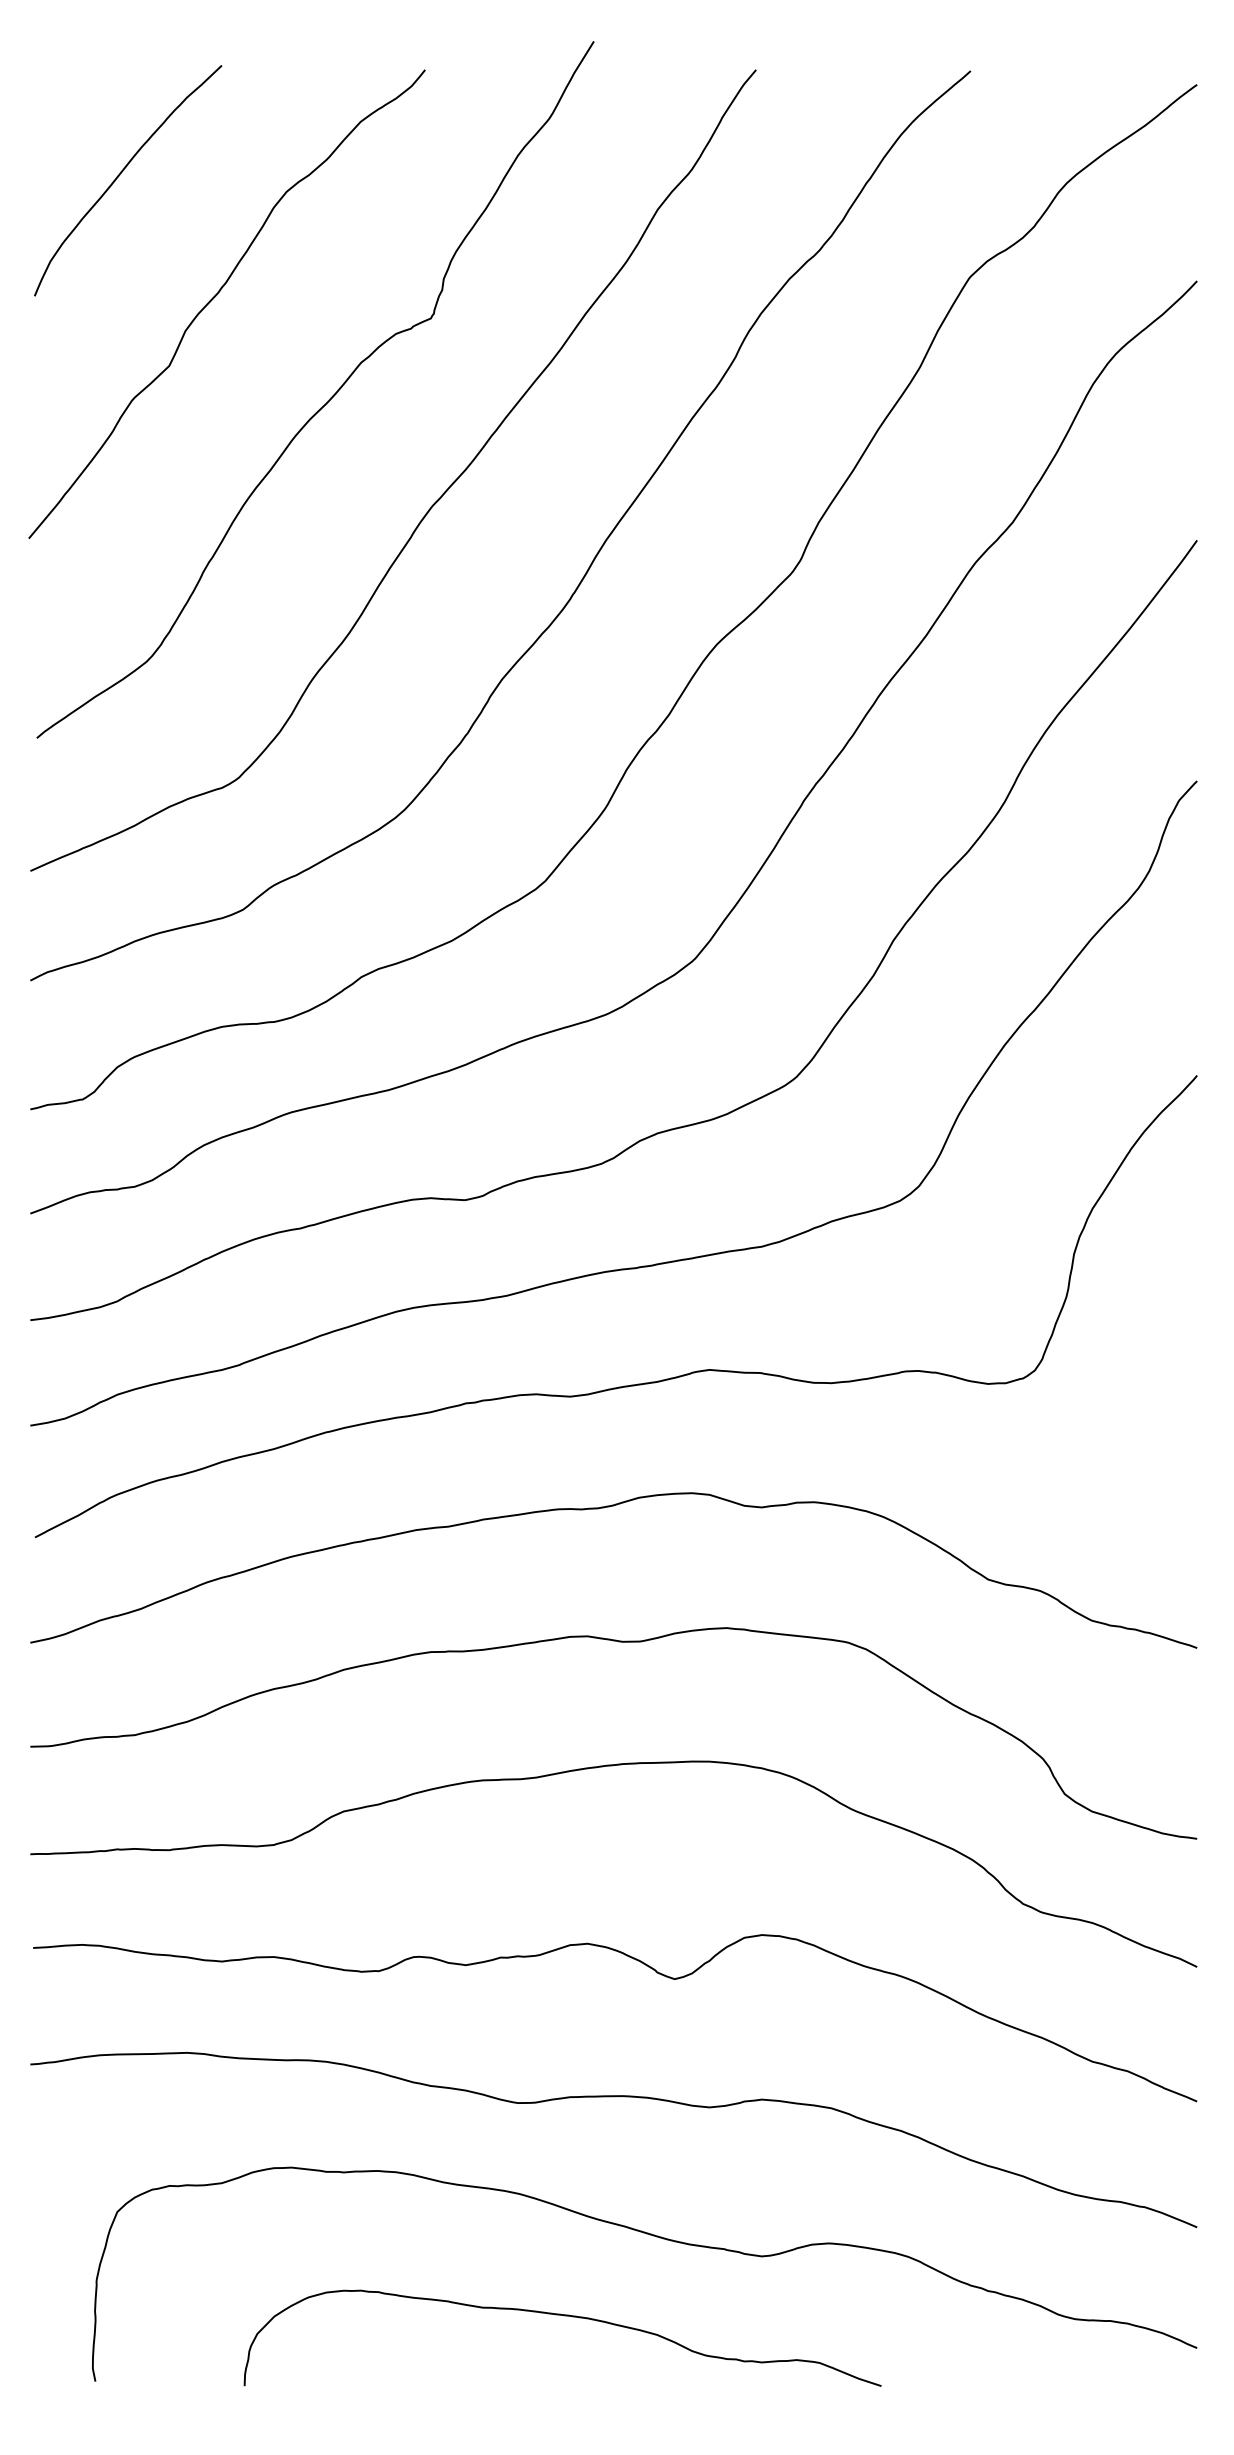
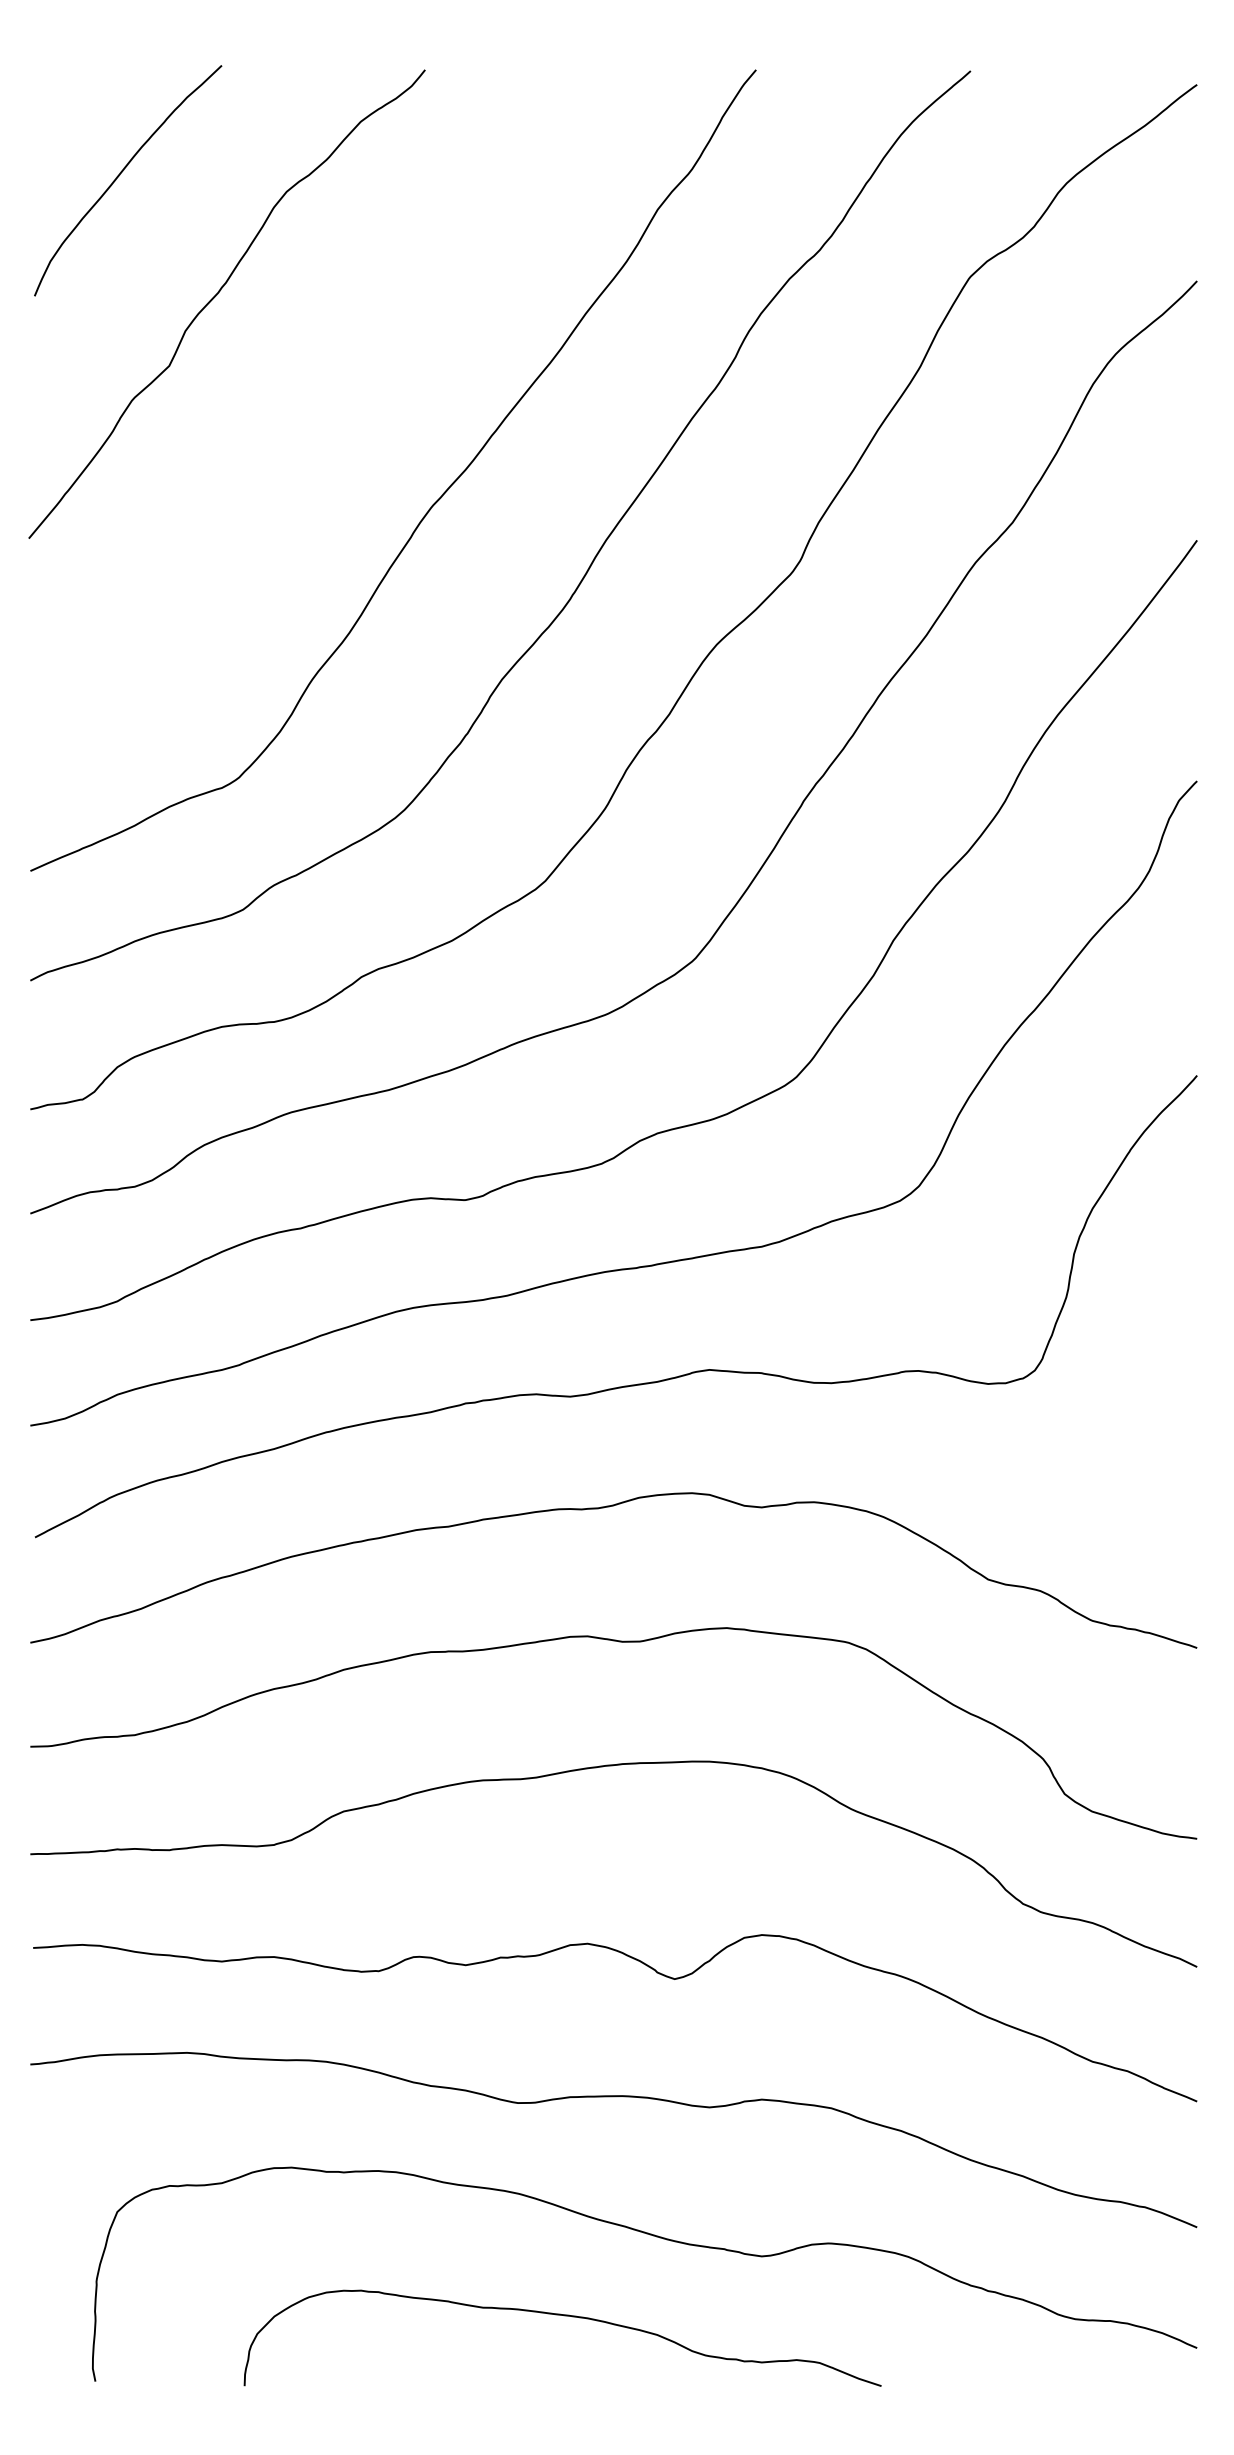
curve: present -> none (329, 398)
